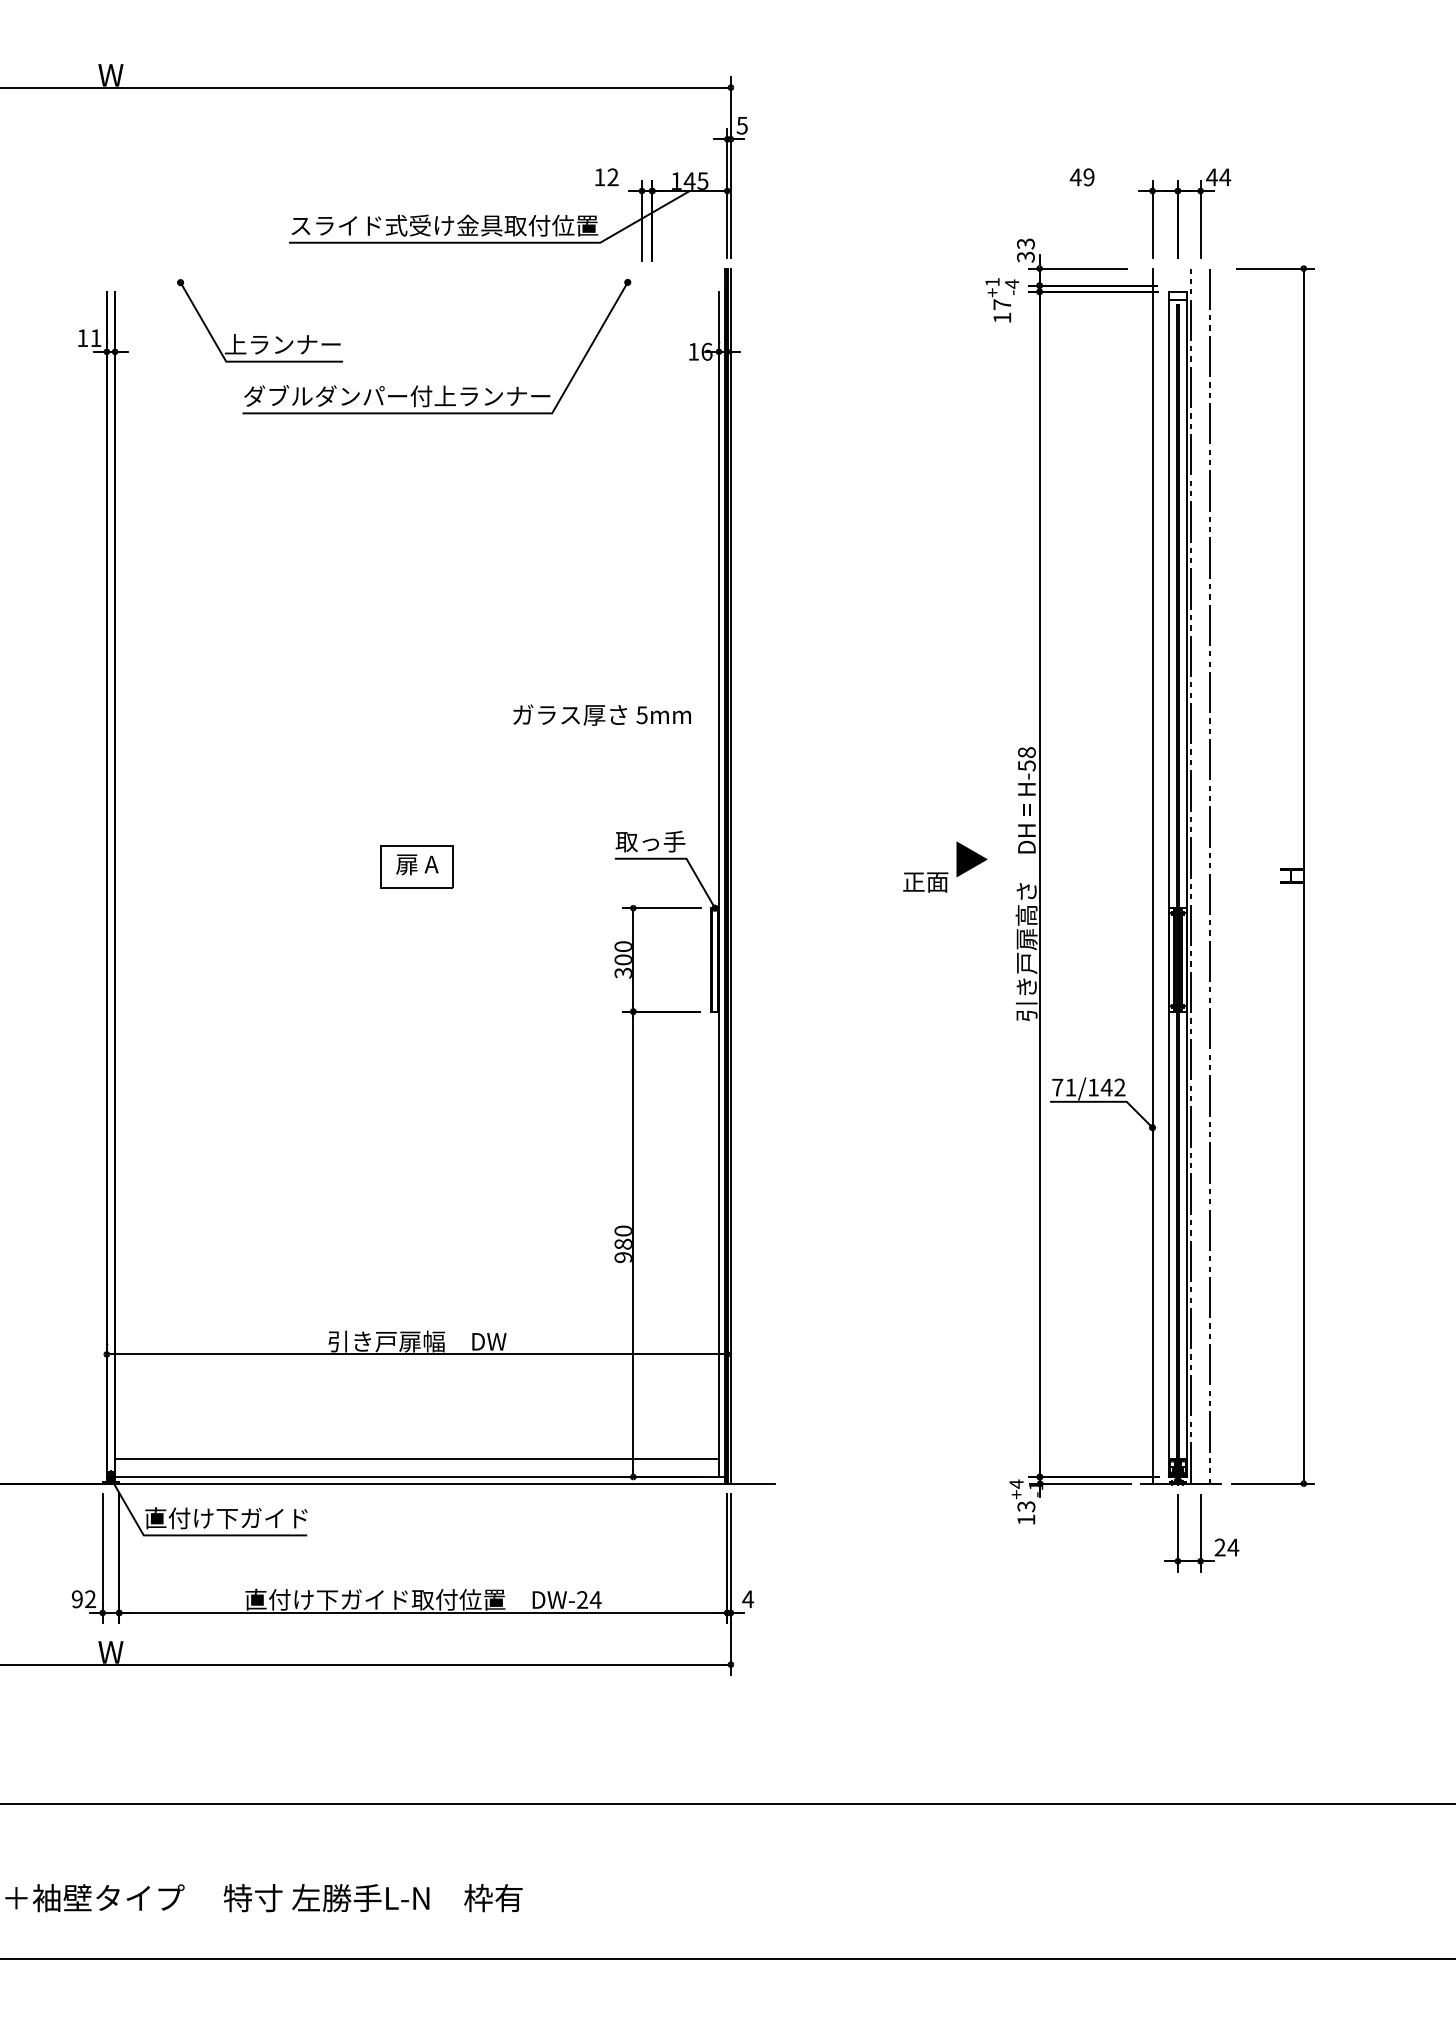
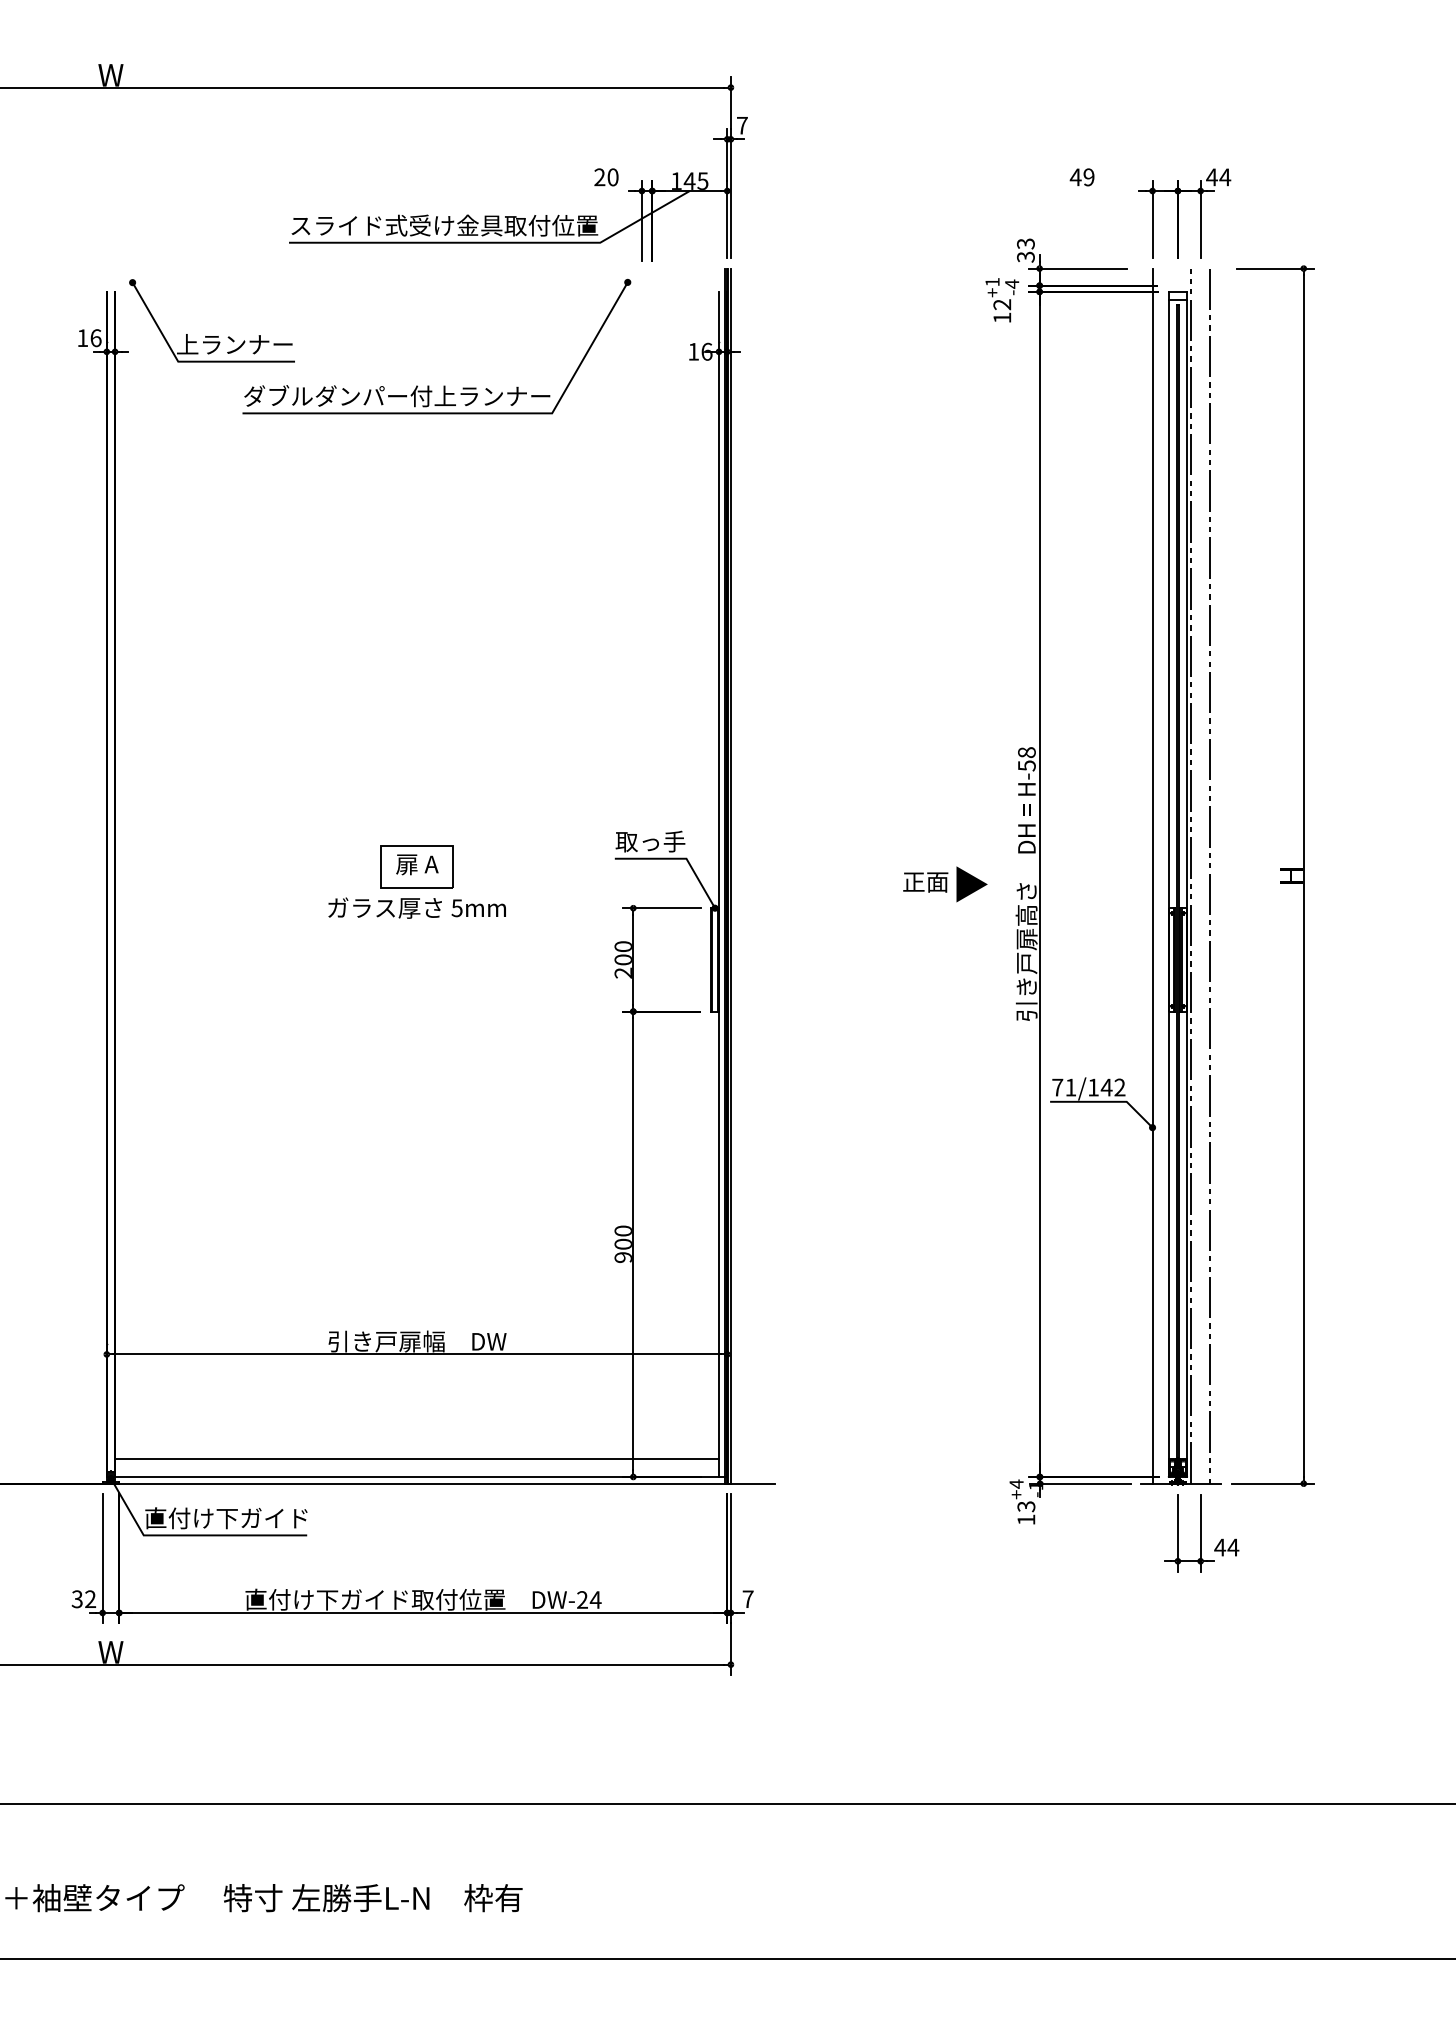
text: 5 -> 7 (741, 125)
text: 12 -> 20 (606, 177)
text: 17 -> 12 (1002, 304)
part position: (259, 336) -> (211, 336) (211, 336)
text: 11 -> 16 (95, 338)
text position: (601, 714) -> (416, 907) (416, 907)
part position: (971, 859) -> (971, 884) (971, 884)
text: 300 -> 200 (623, 972)
text: 980 -> 900 (623, 1243)
text: 24 -> 44 (1220, 1547)
text: 4 -> 7 (748, 1598)
text: 92 -> 32 (76, 1599)
